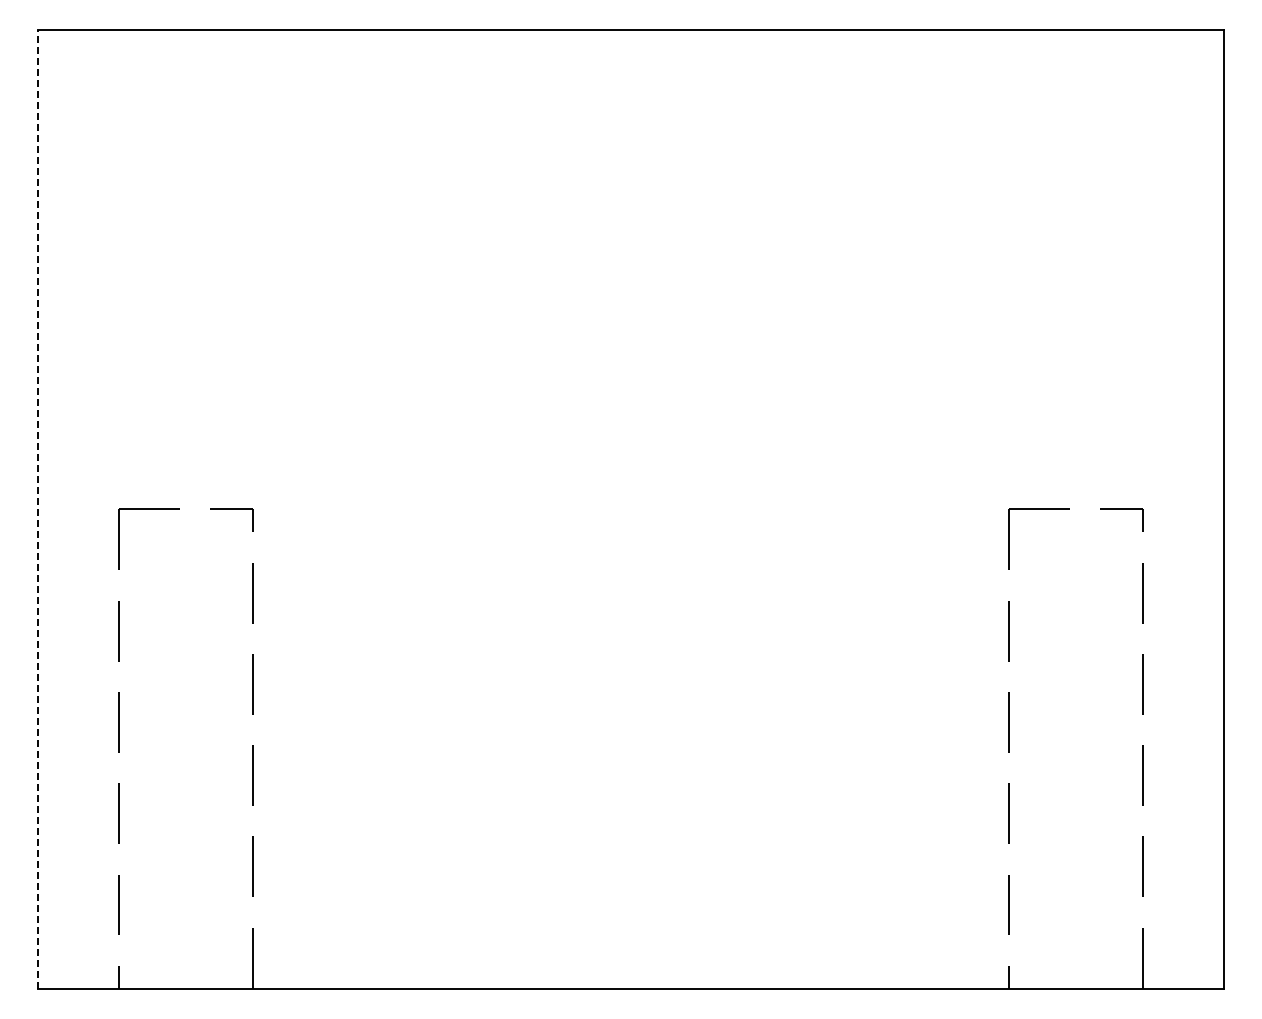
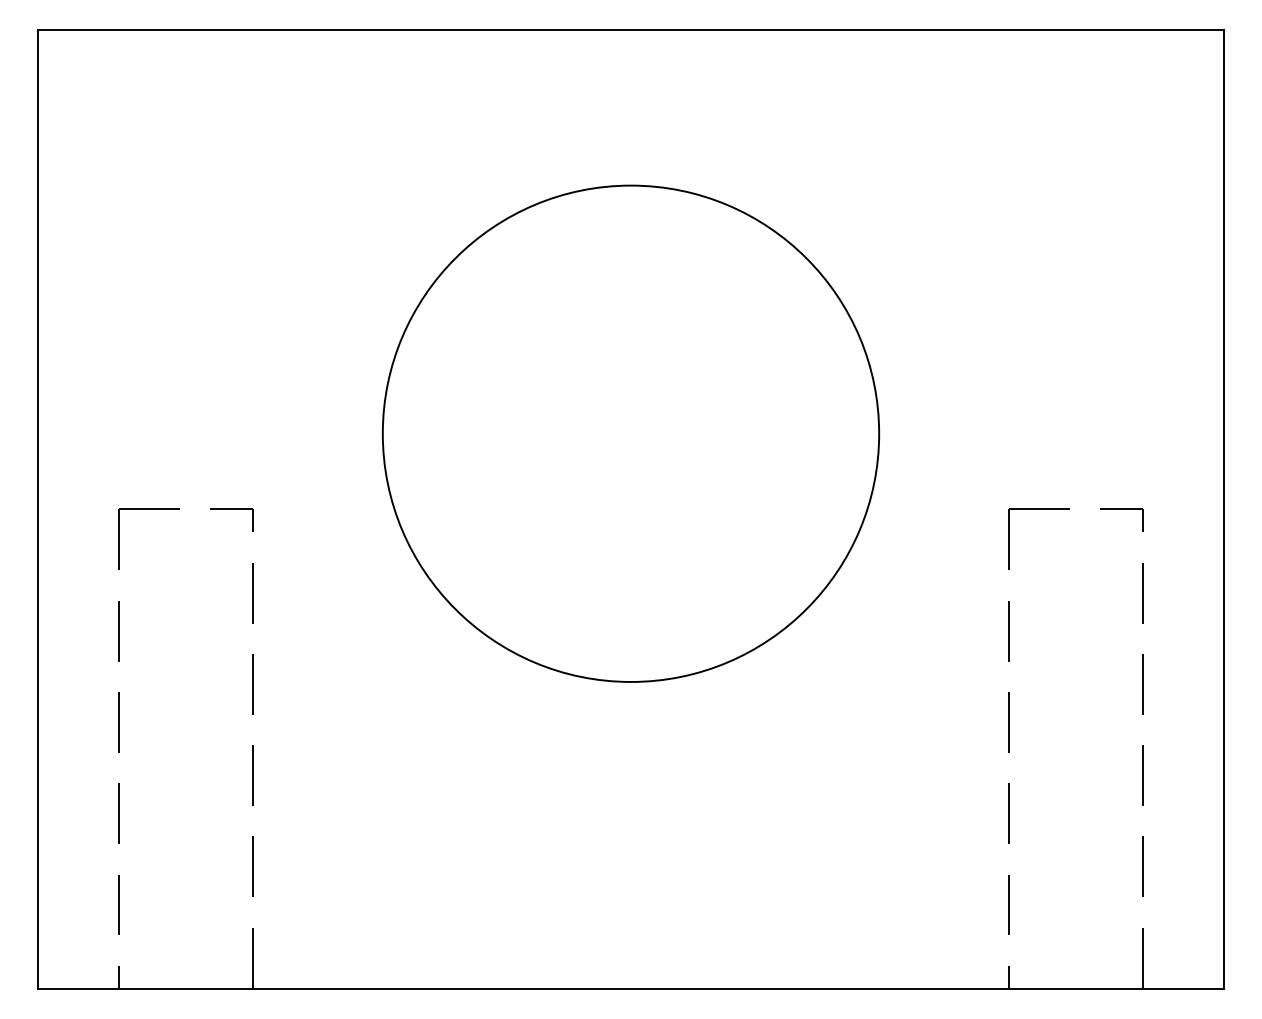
circle: none -> present (630, 433)
line: dashed -> solid (37, 509)
